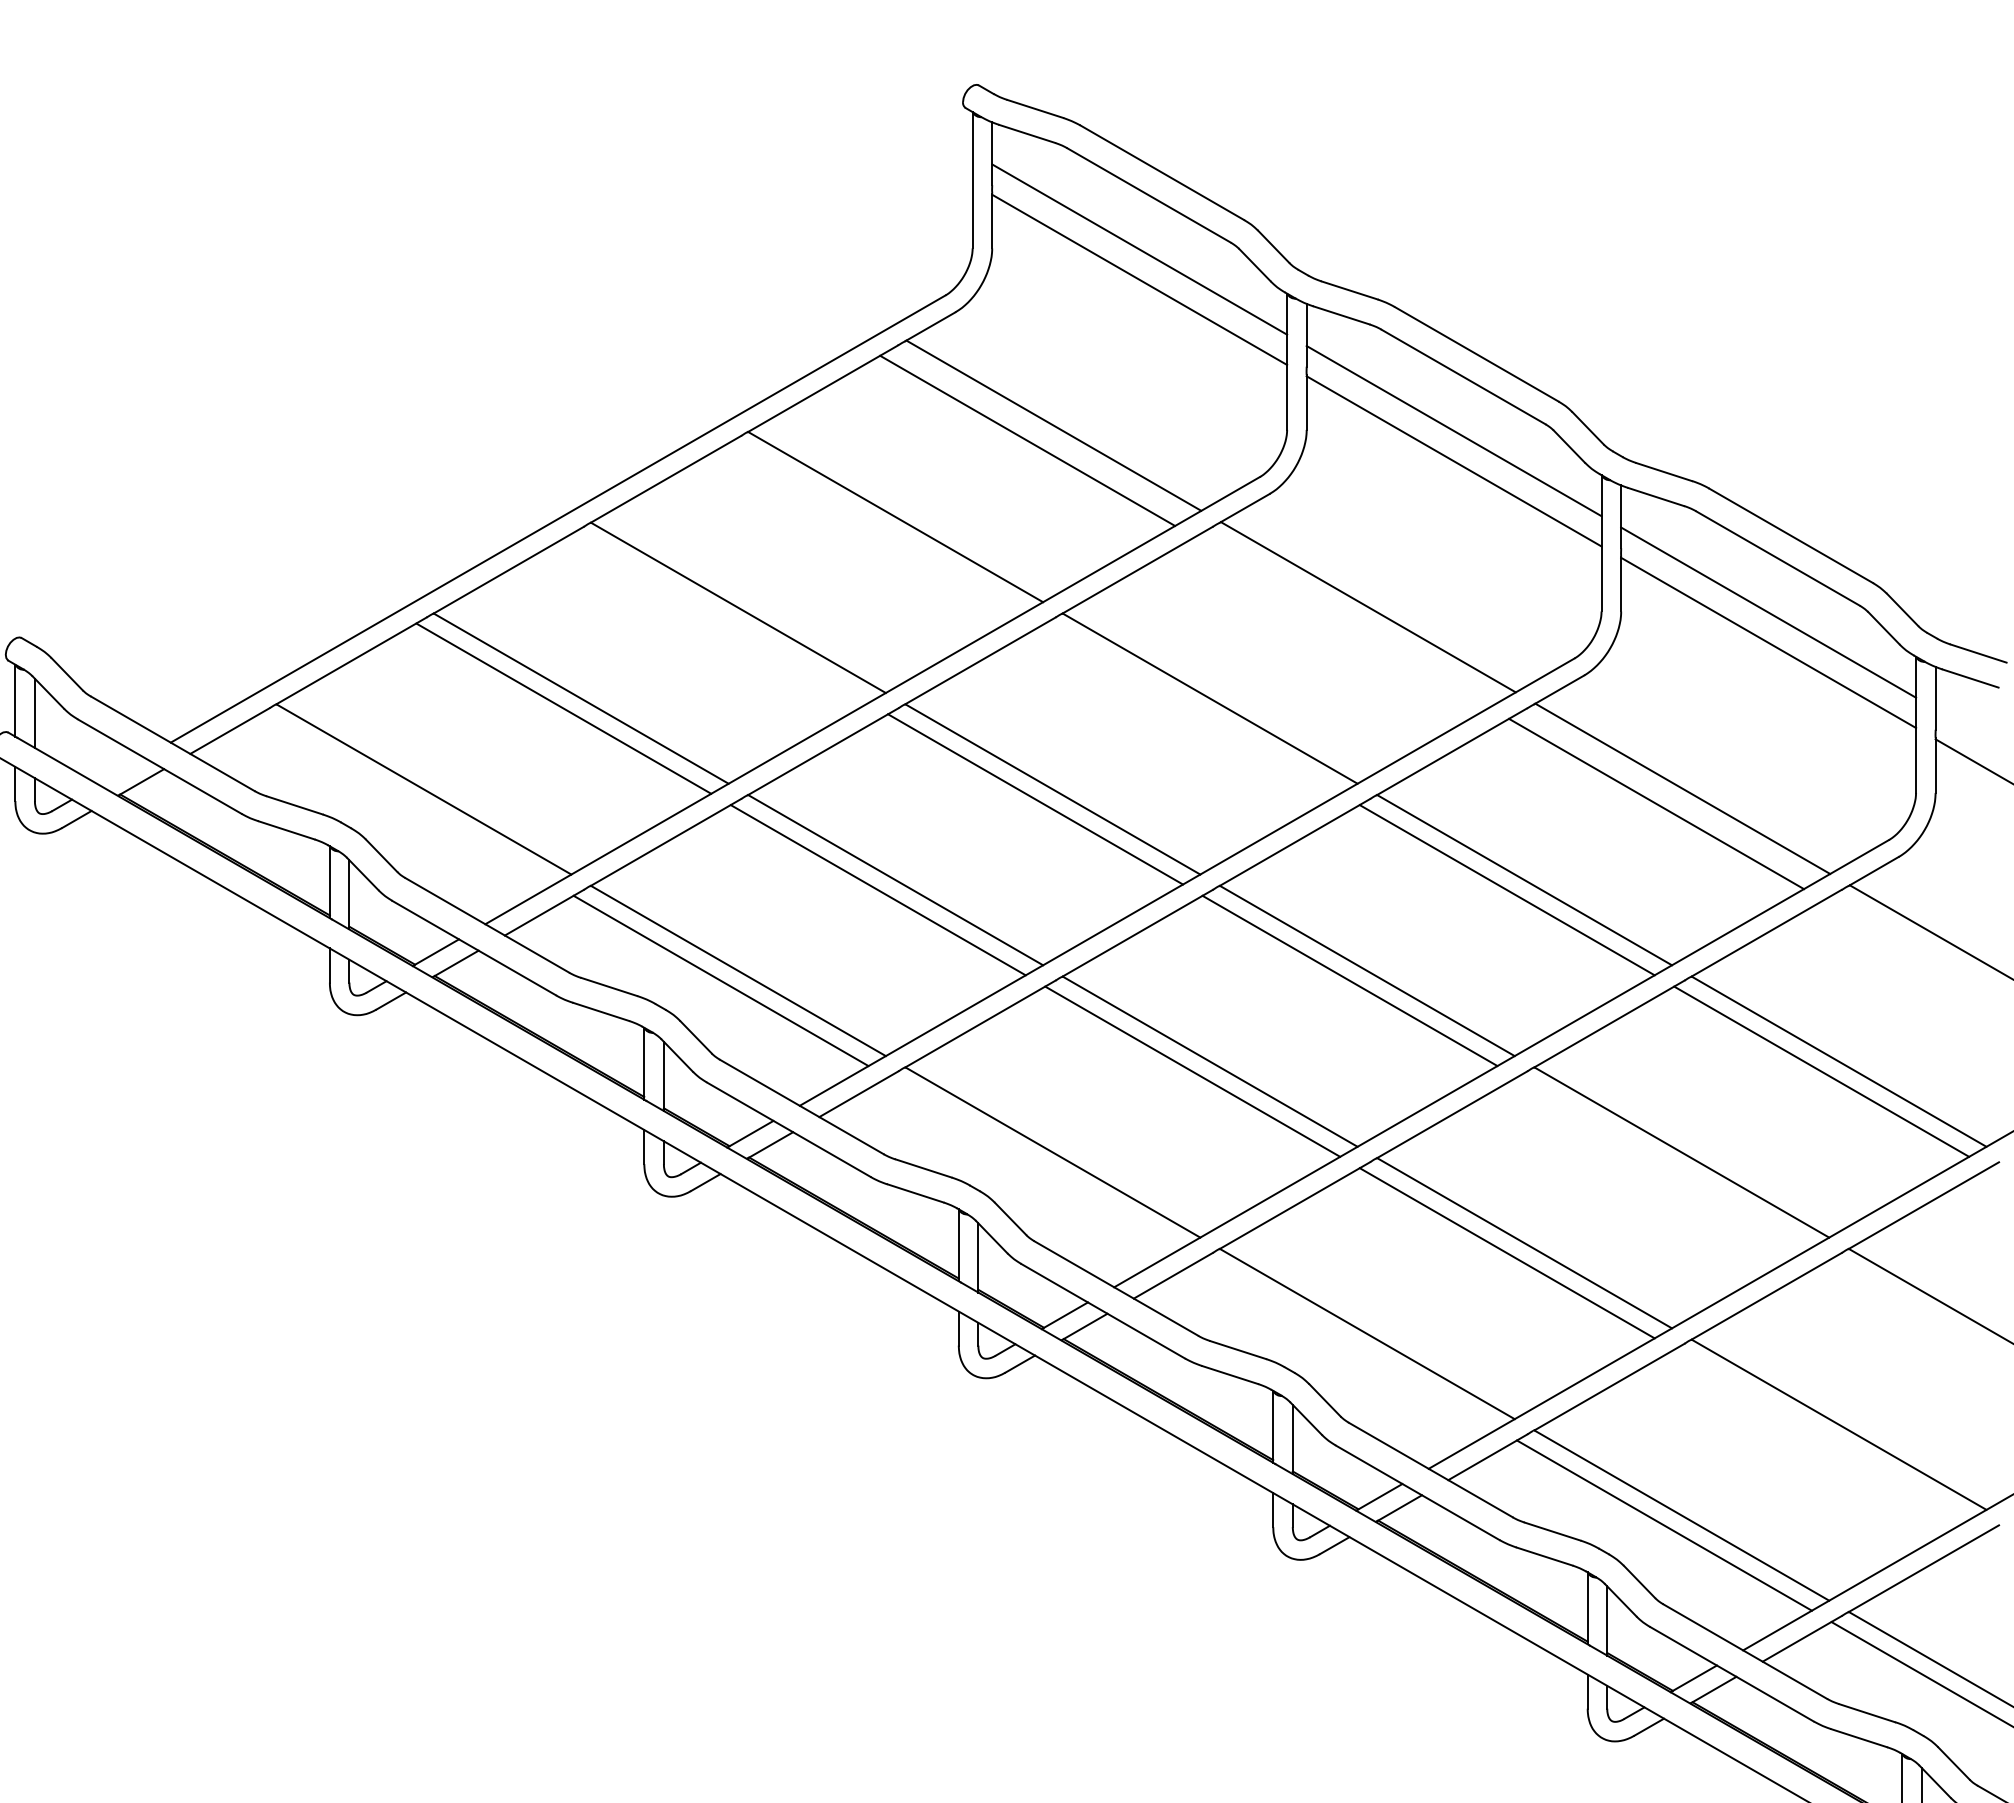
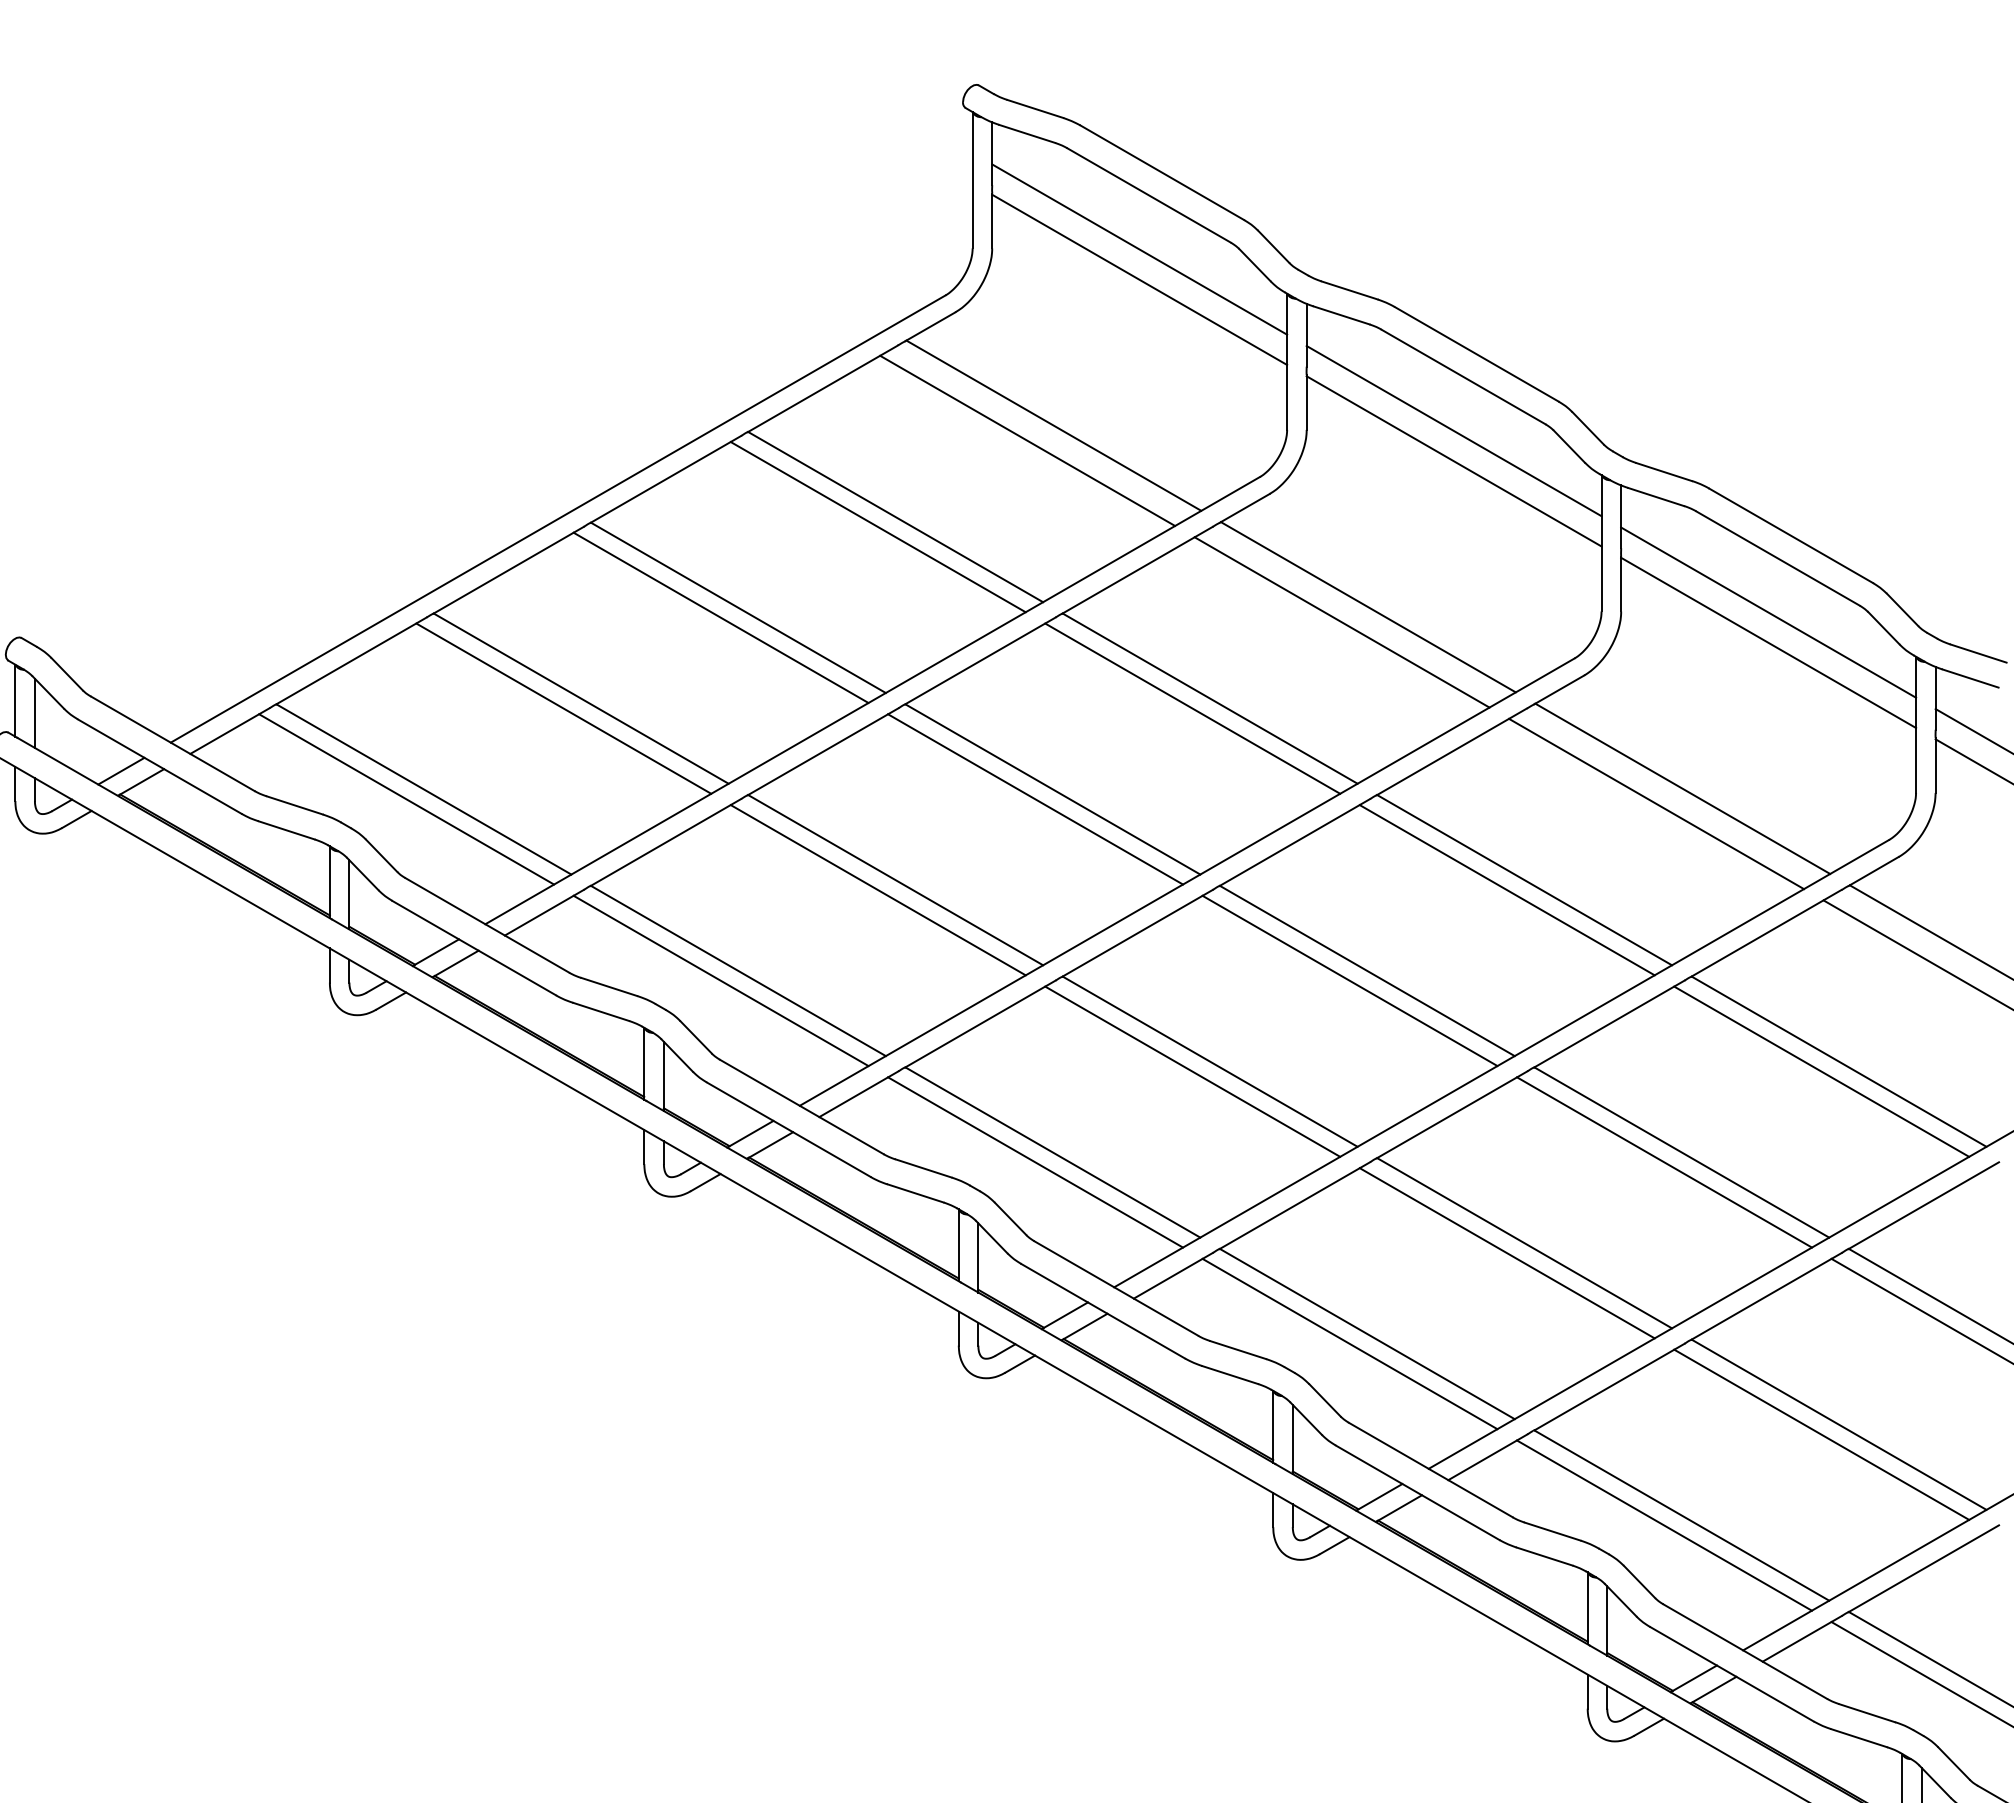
line: none -> present (877, 527)
line: none -> present (720, 617)
line: none -> present (1341, 622)
line: none -> present (1192, 708)
line: none -> present (1972, 730)
line: none -> present (121, 770)
line: none -> present (406, 799)
line: none -> present (1916, 954)
line: none -> present (1035, 1162)
line: none -> present (1664, 1162)
line: none -> present (1920, 1310)
line: none -> present (1349, 1343)
line: none -> present (1821, 1434)
